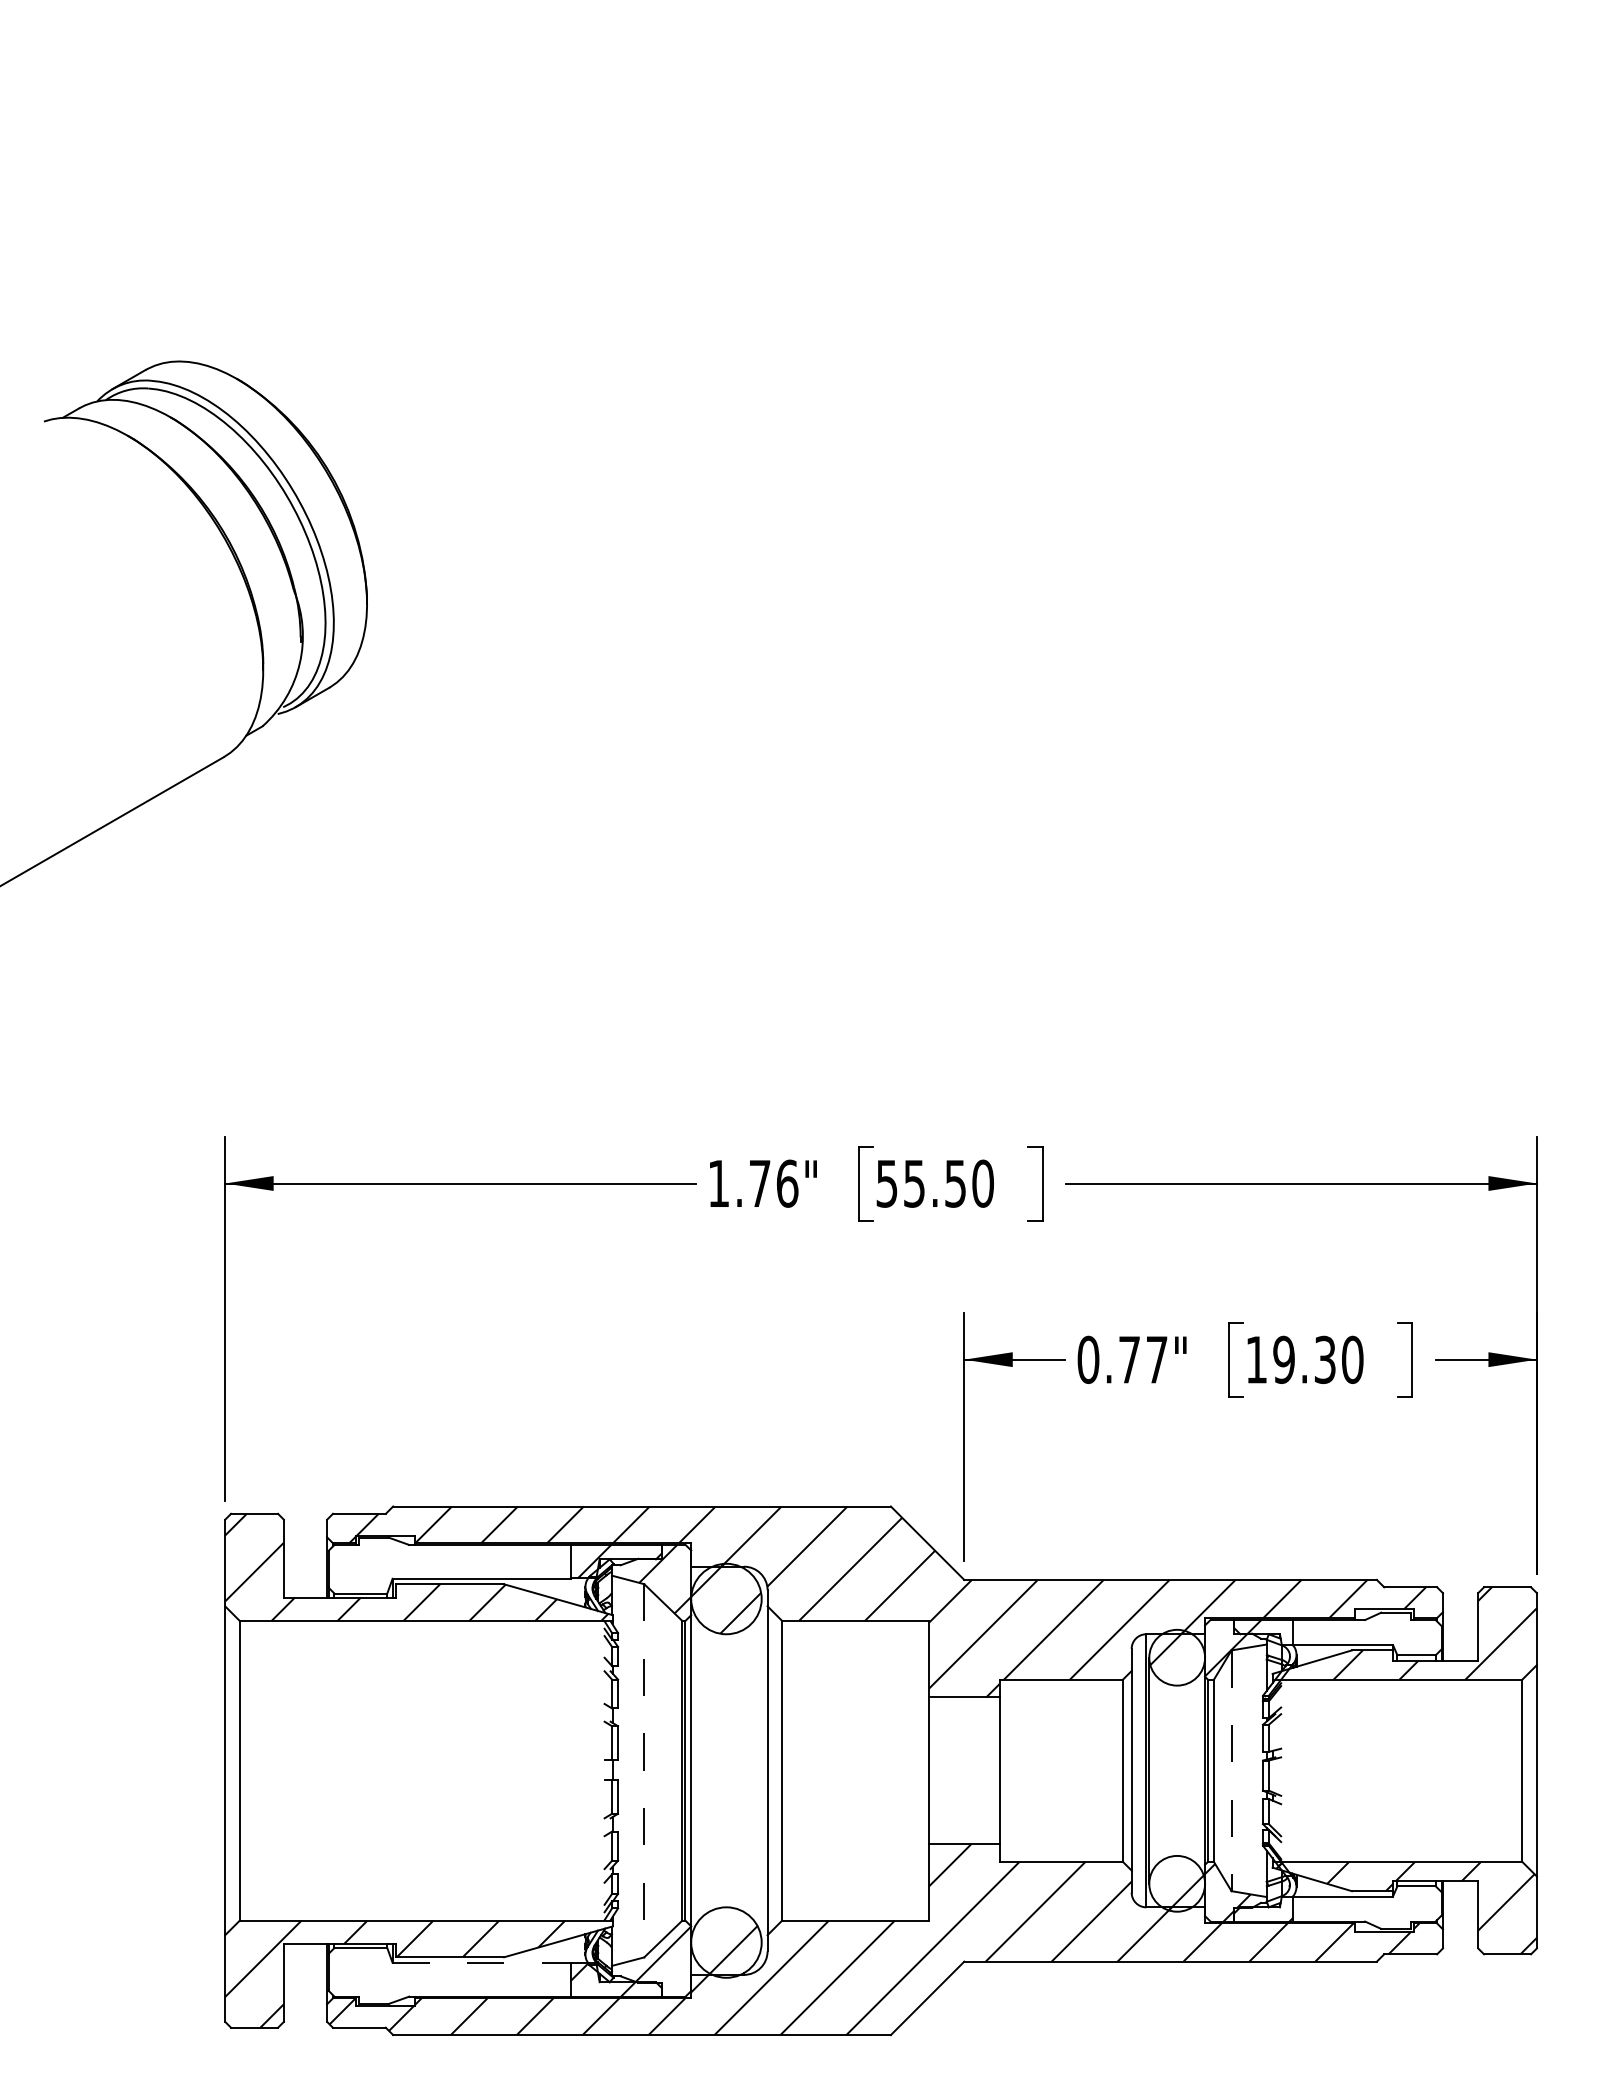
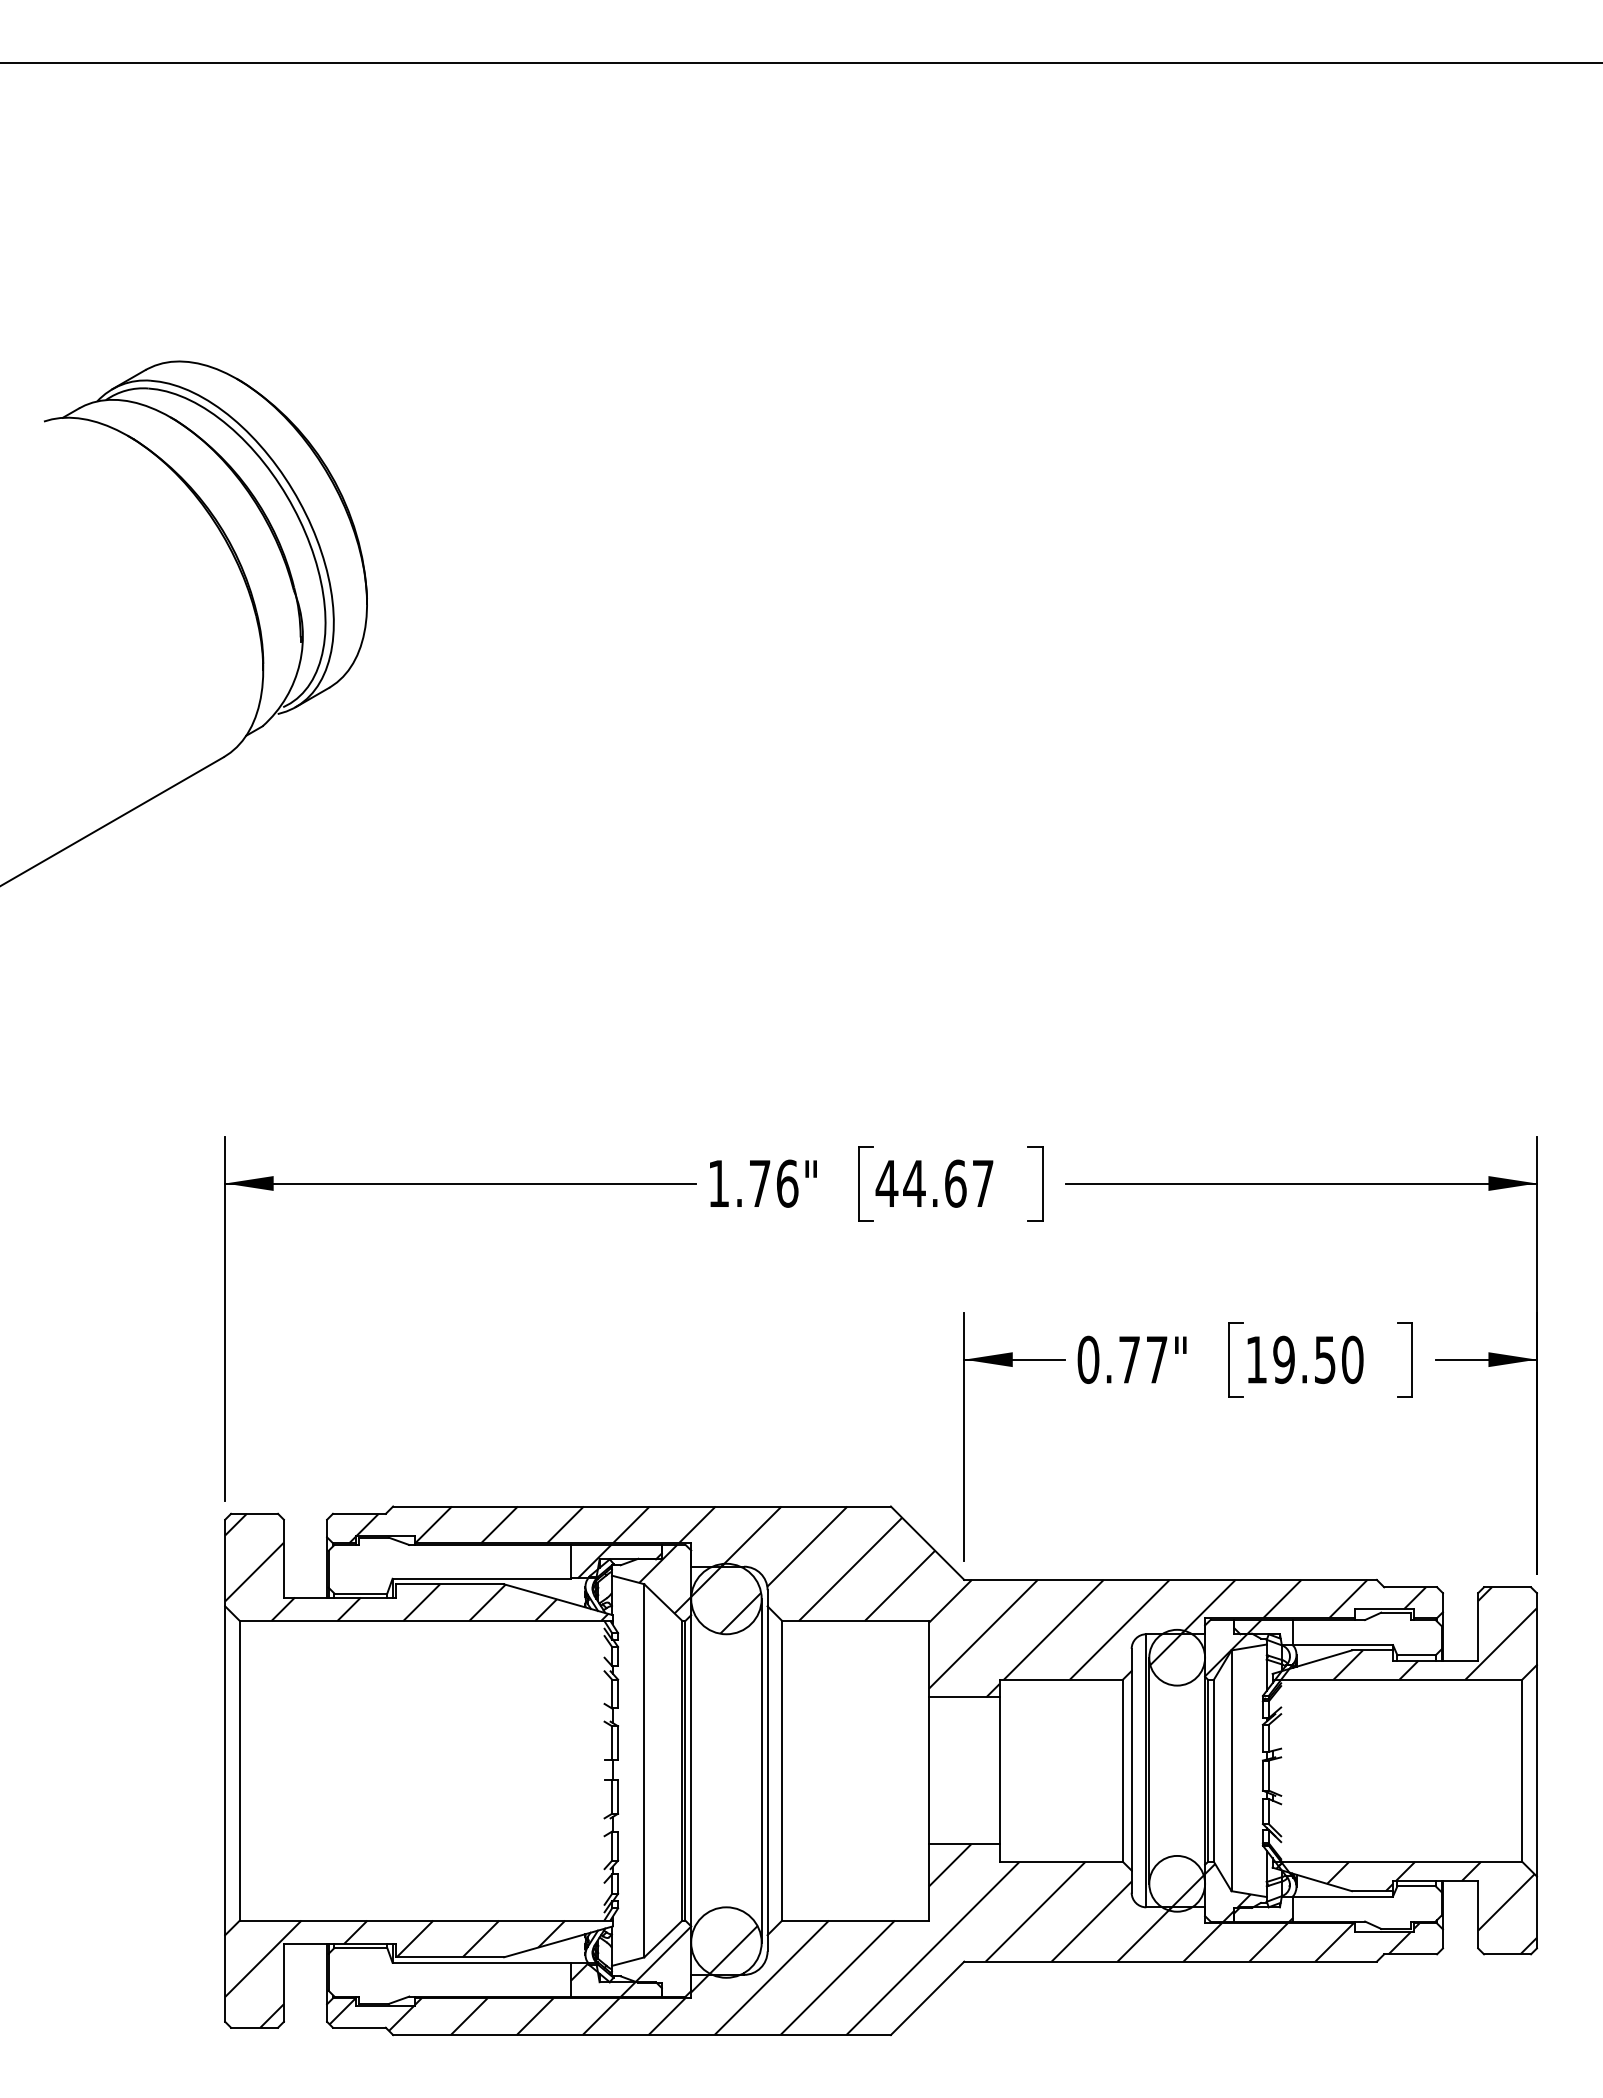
line: none -> present (800, 62)
text: 55.50 -> 44.67 (934, 1183)
text: 19.30 -> 19.50 (1325, 1359)
line: dashed -> solid (644, 1770)
line: none -> present (761, 1770)
line: dashed -> solid (1231, 1771)
line: dashed -> solid (482, 1962)
